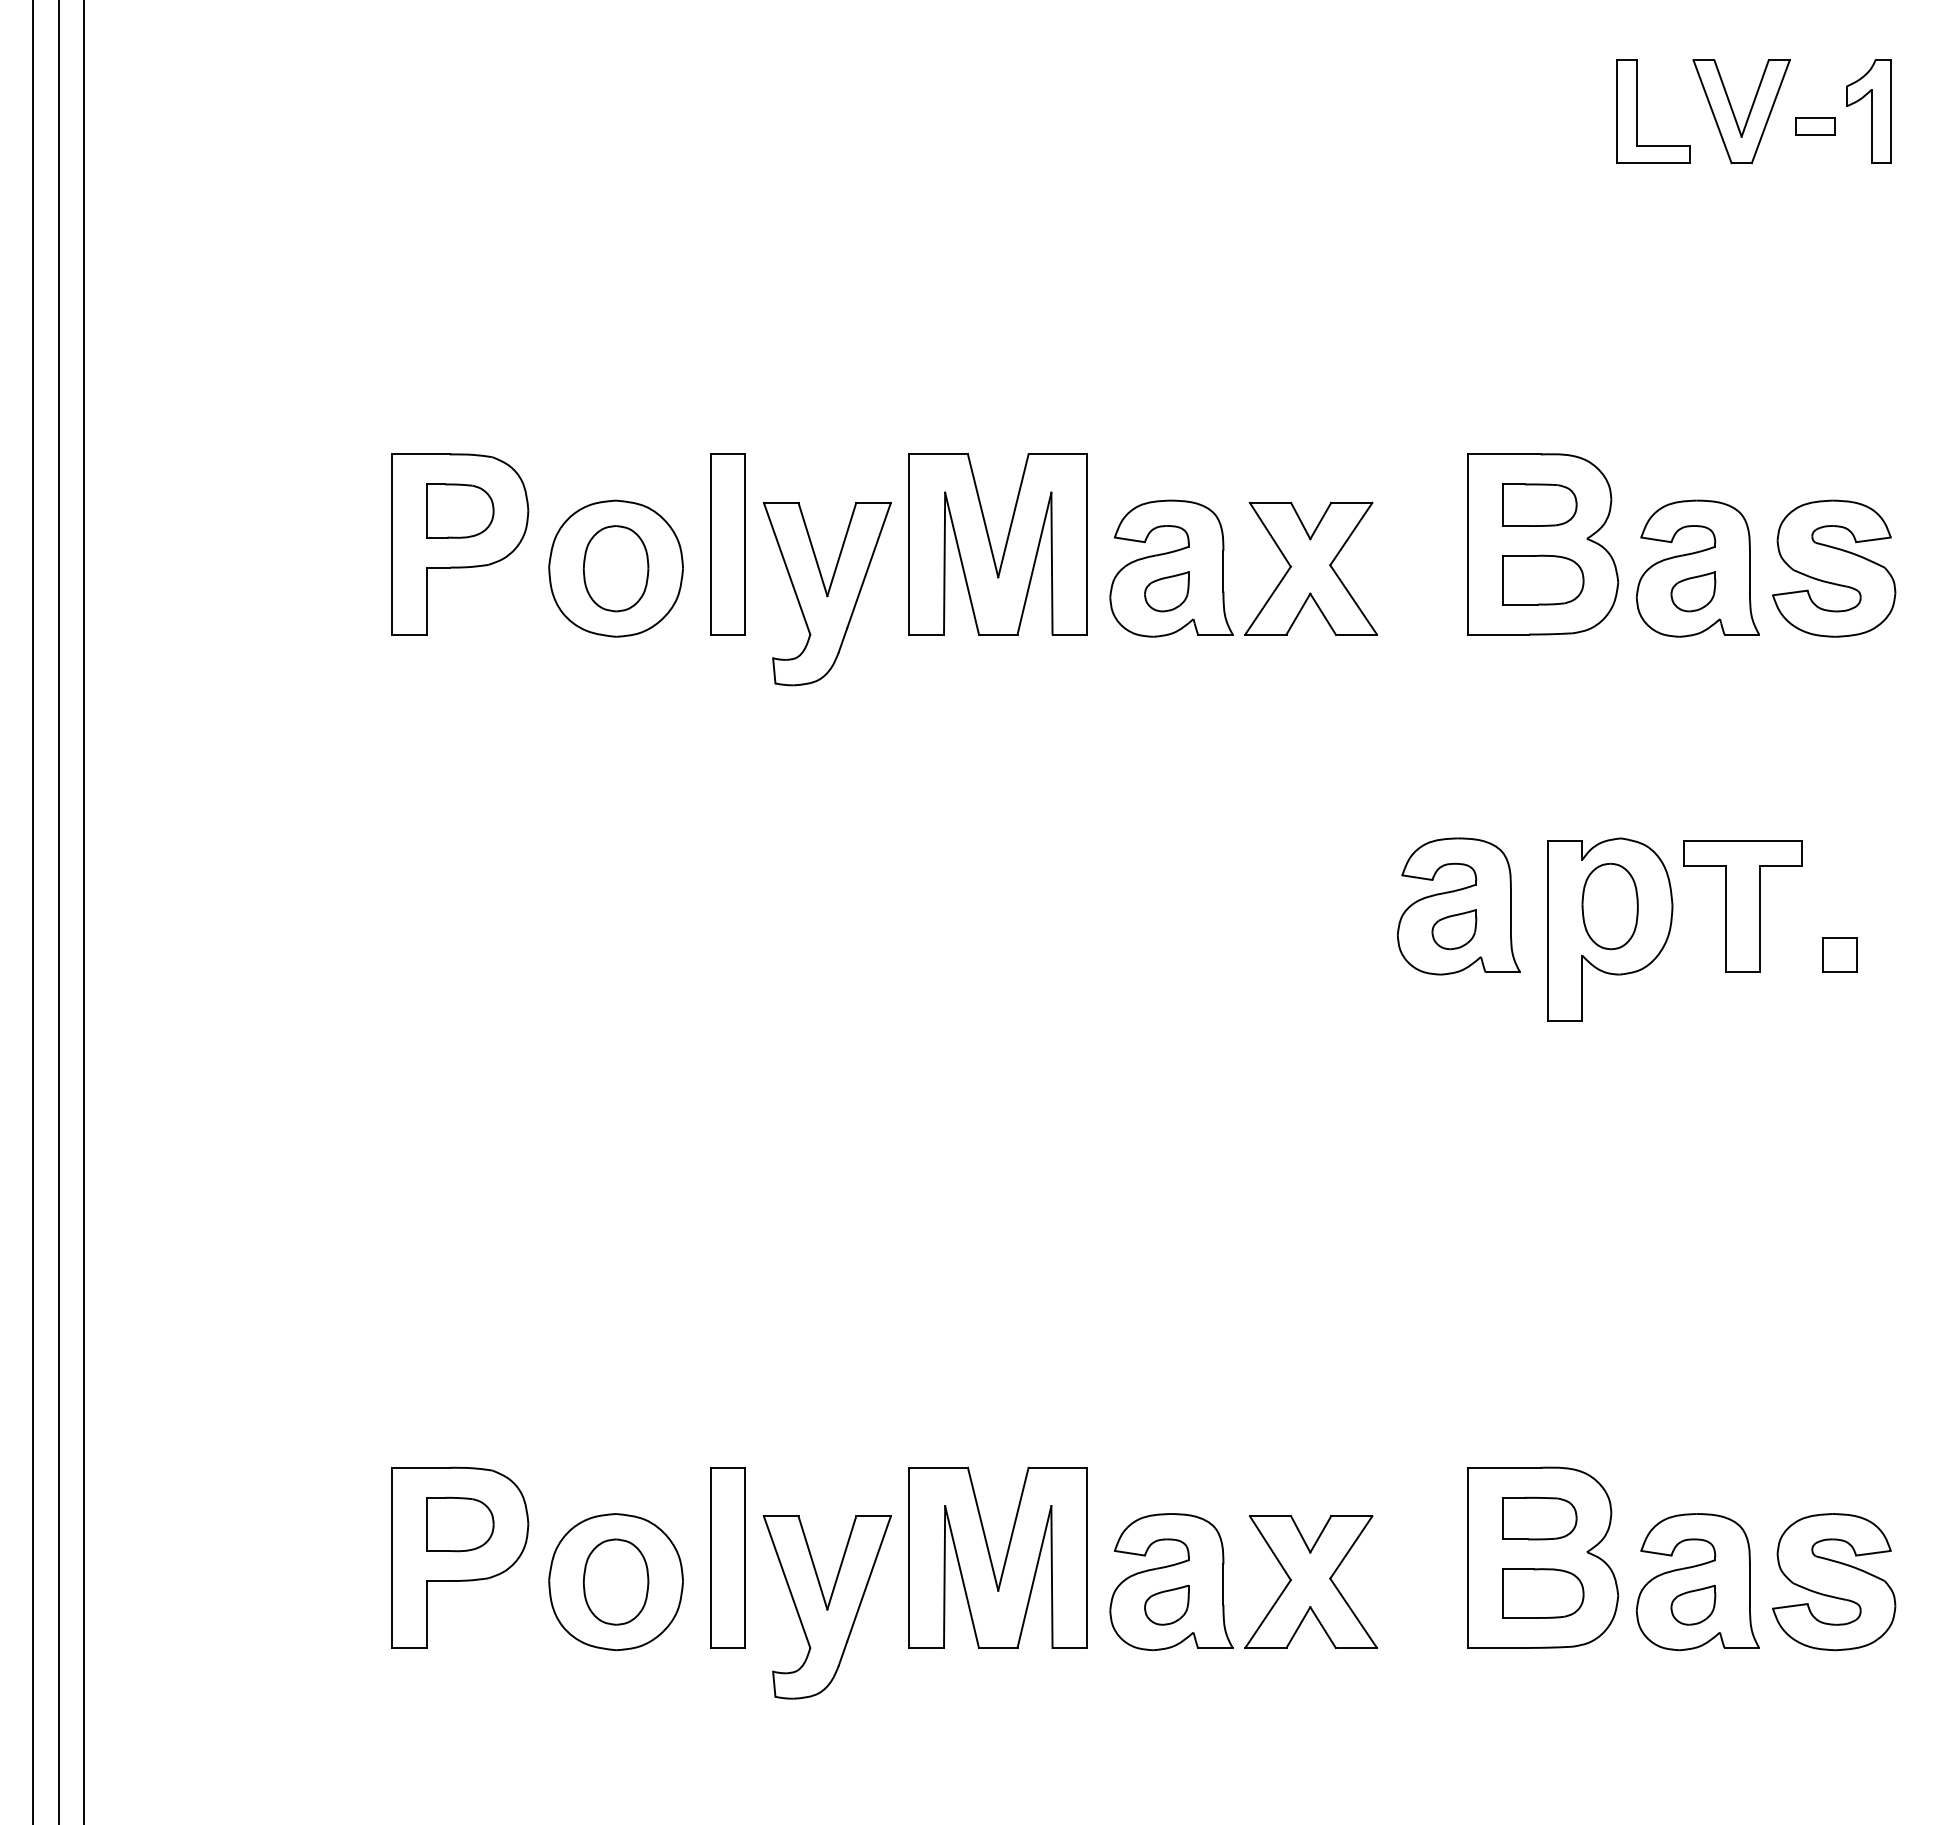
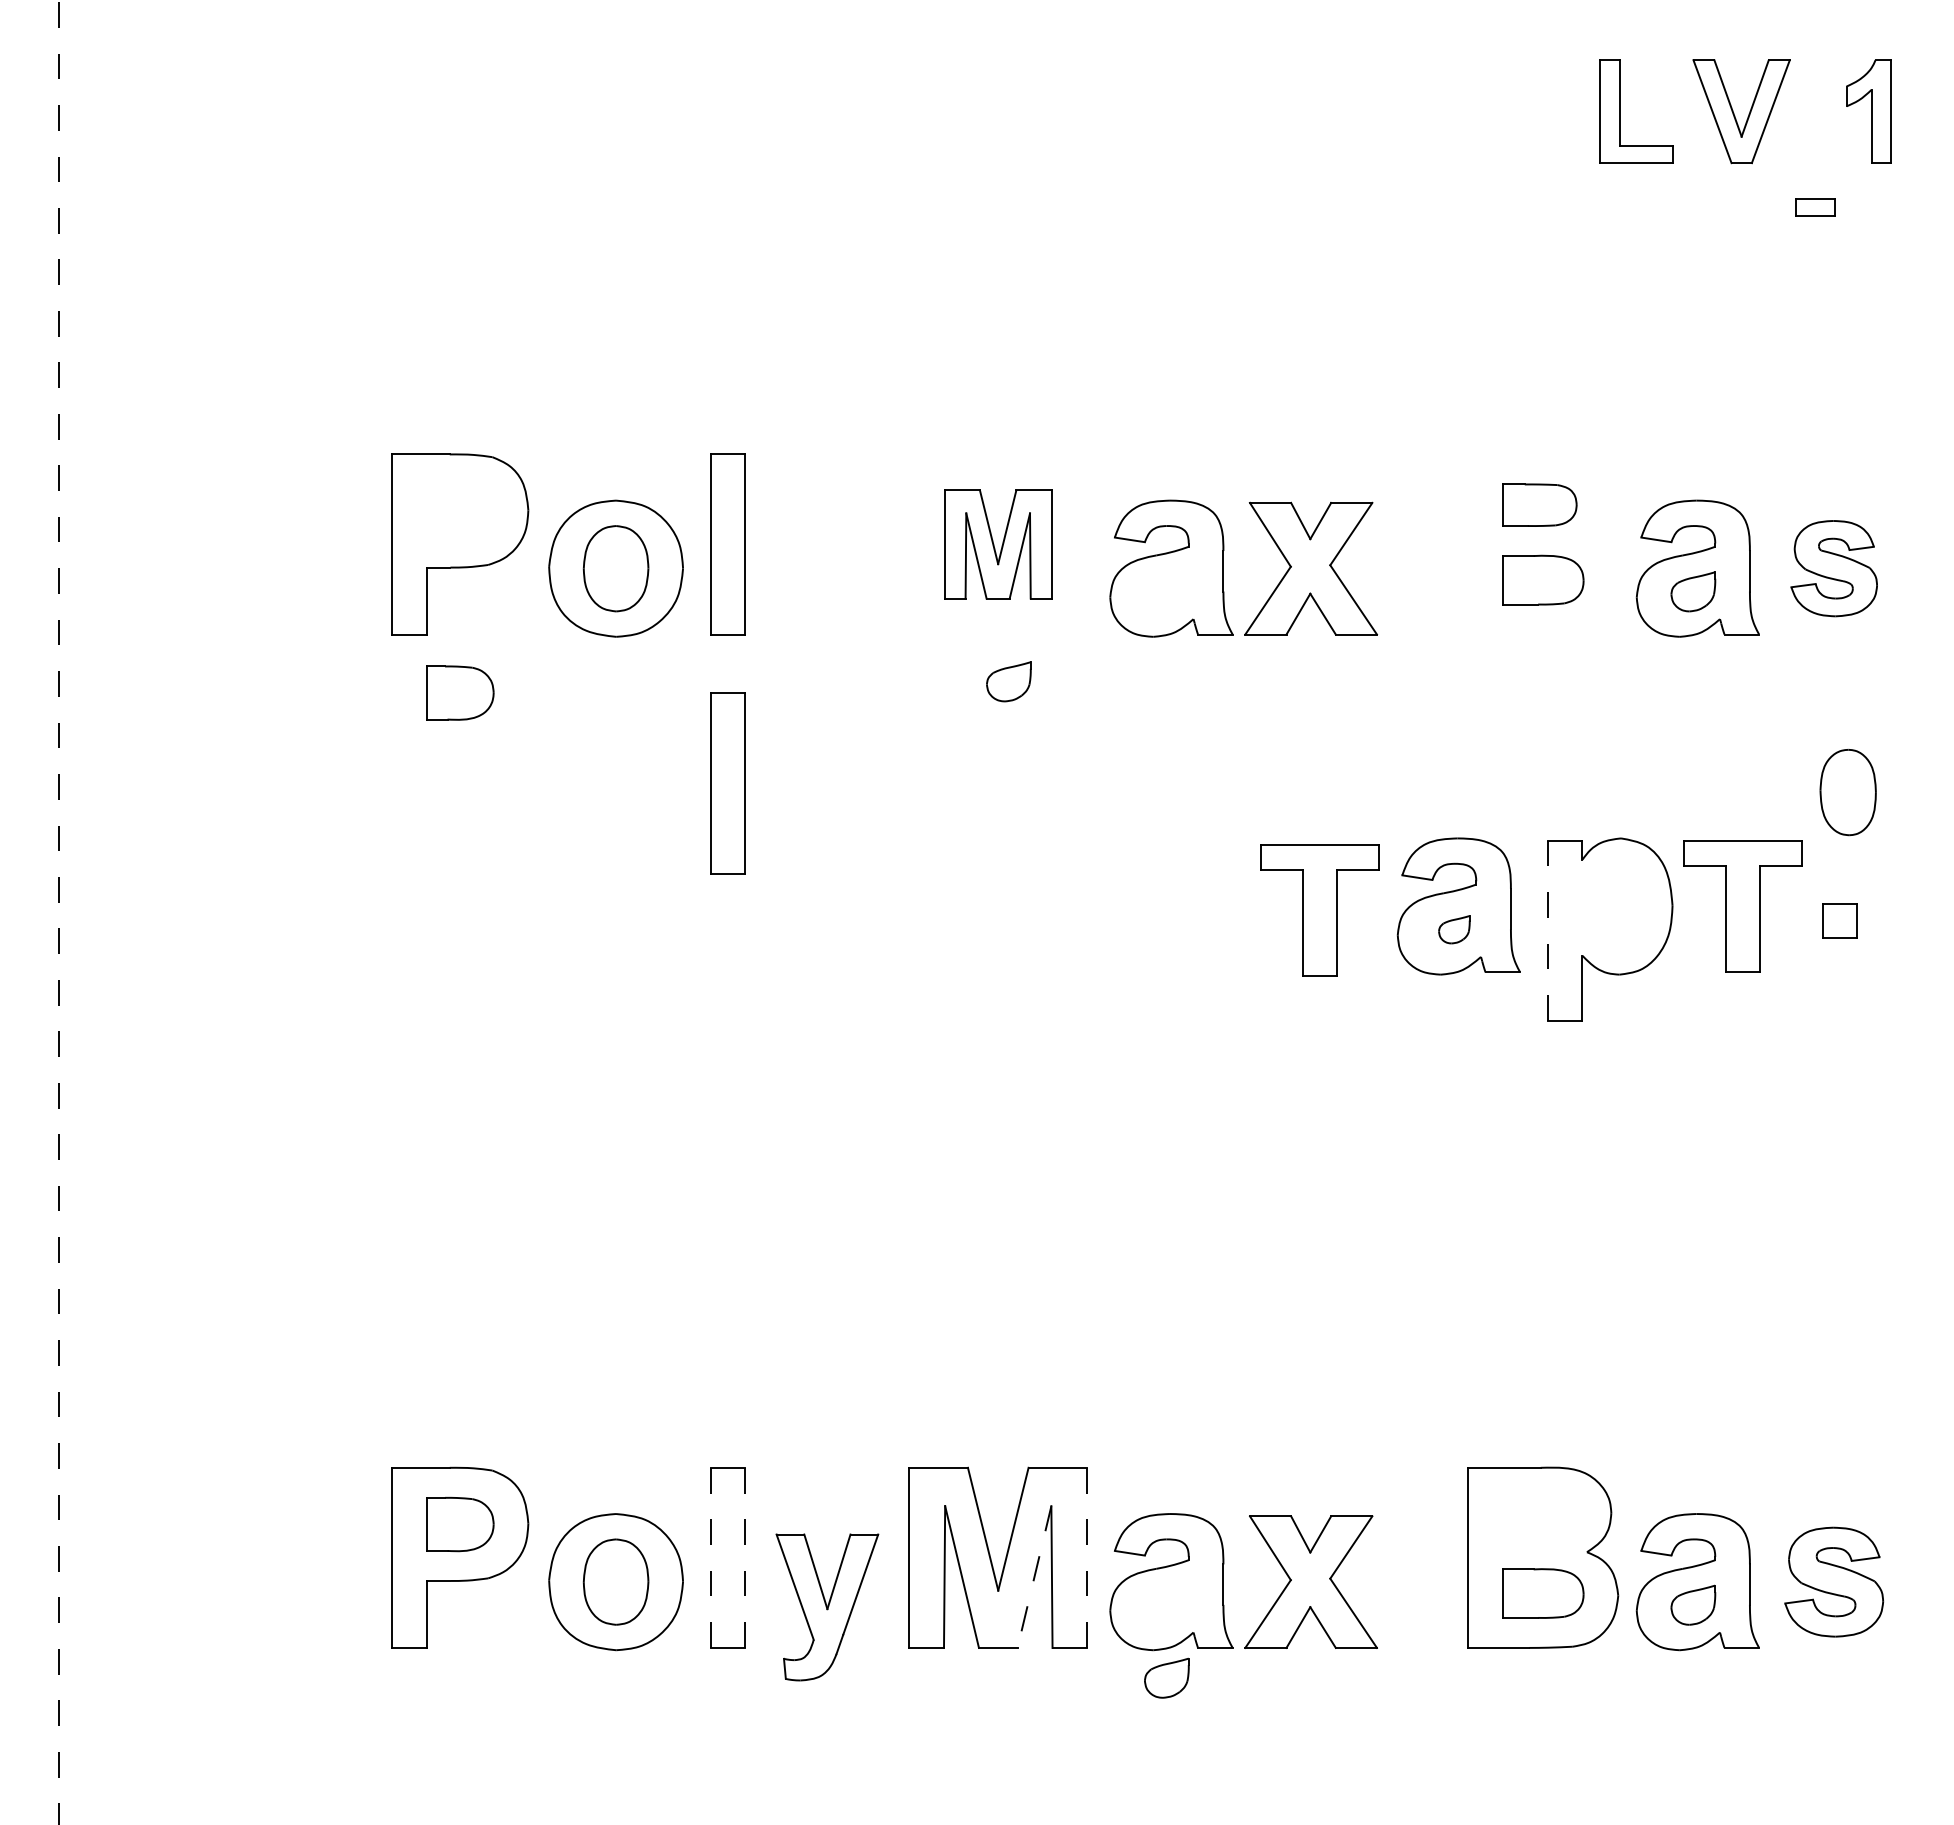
part position: (1637, 111) -> (1620, 111) (1620, 111)
part position: (1815, 126) -> (1815, 207) (1815, 207)
part position: (460, 510) -> (460, 692) (460, 692)
part size: 180x183 px -> 109x111 px (998, 544)
part: present -> none (1543, 544)
part size: 125x139 px -> 88x98 px (1833, 568)
part position: (1166, 591) -> (1008, 681) (1008, 681)
part: present -> none (826, 593)
part: none -> present (727, 783)
part position: (1609, 906) -> (1847, 792) (1847, 792)
part: none -> present (1319, 910)
line: present -> none (32, 911)
line: present -> none (84, 911)
line: solid -> dashed (58, 912)
part size: 47x42 px -> 33x30 px (1454, 929)
line: solid -> dashed (1547, 930)
part position: (1839, 954) -> (1839, 920) (1839, 920)
part: present -> none (1539, 1518)
line: solid -> dashed (710, 1557)
line: solid -> dashed (745, 1558)
line: solid -> dashed (1087, 1558)
line: solid -> dashed (1034, 1577)
part size: 125x139 px -> 101x112 px (1834, 1581)
part position: (1166, 1604) -> (1166, 1677) (1166, 1677)
part size: 129x185 px -> 105x149 px (827, 1607)
